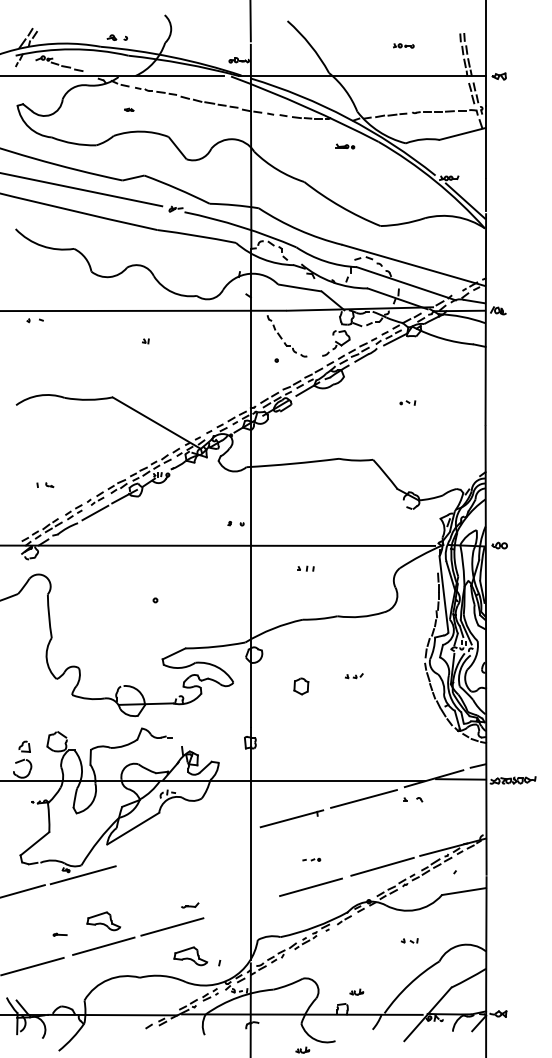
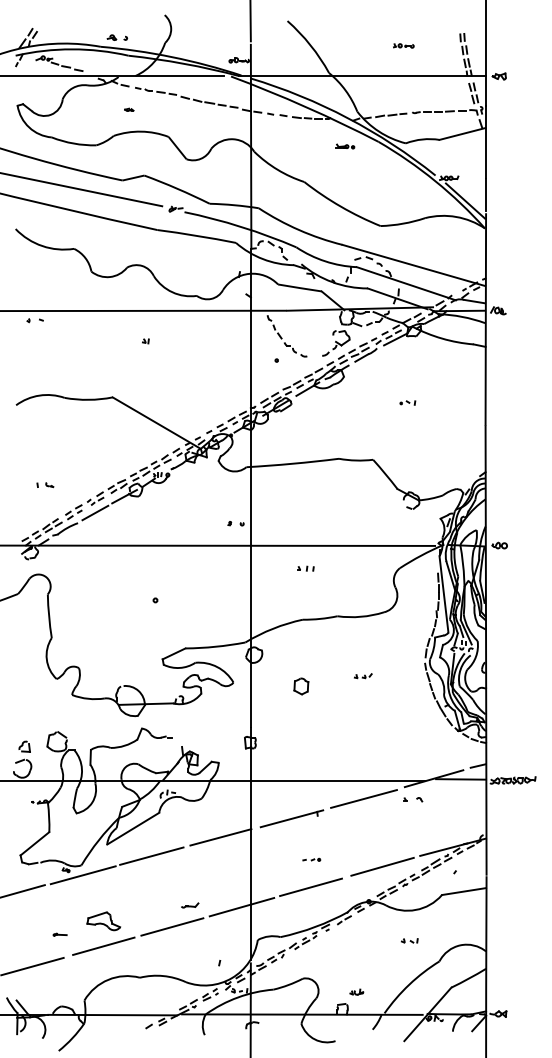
part position: (354, 676) -> (363, 676) (363, 676)
line: none -> present (220, 837)
line: none -> present (151, 855)
line: none -> present (241, 907)
part: present -> none (190, 956)
part: present -> none (302, 1049)
